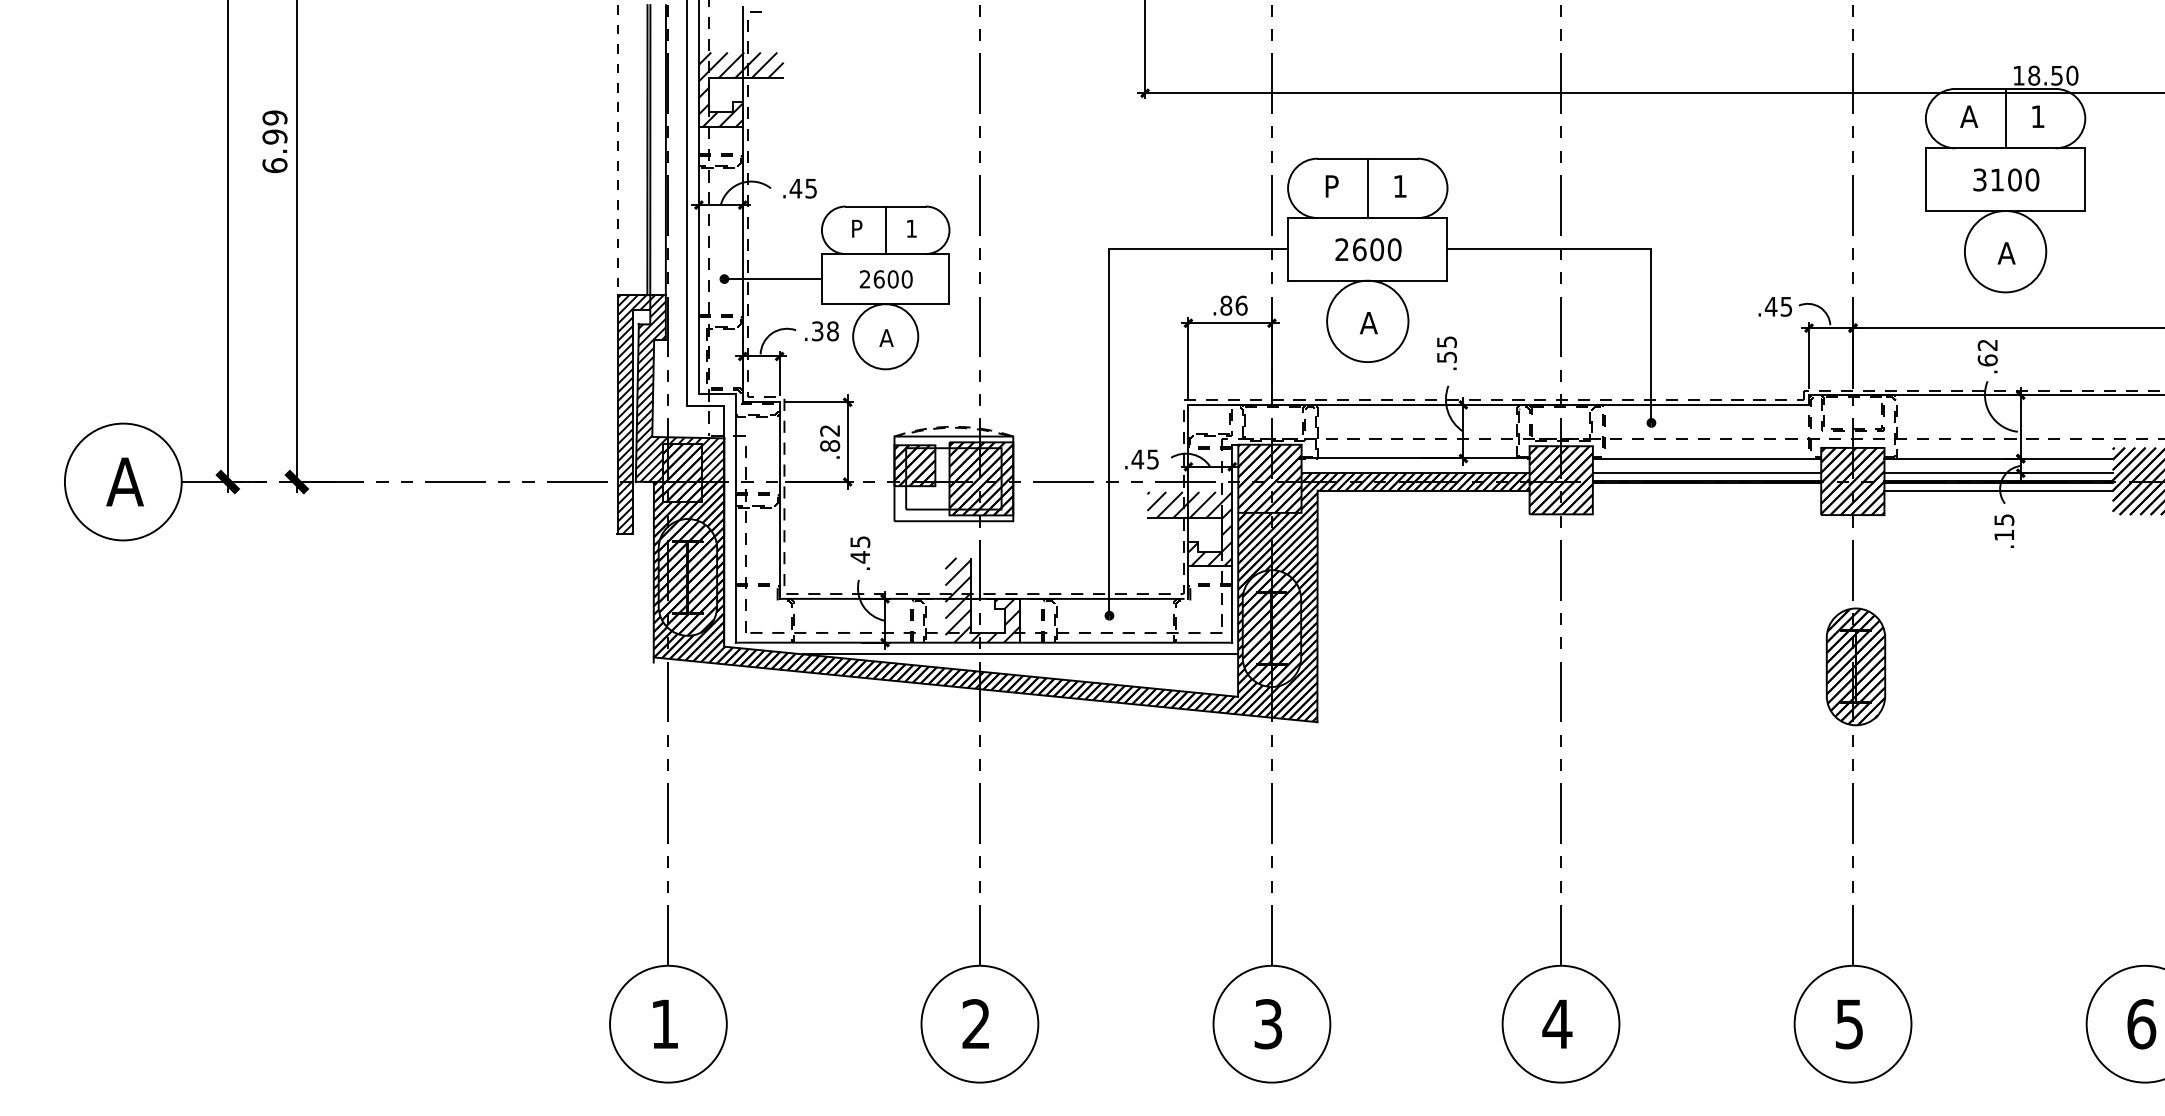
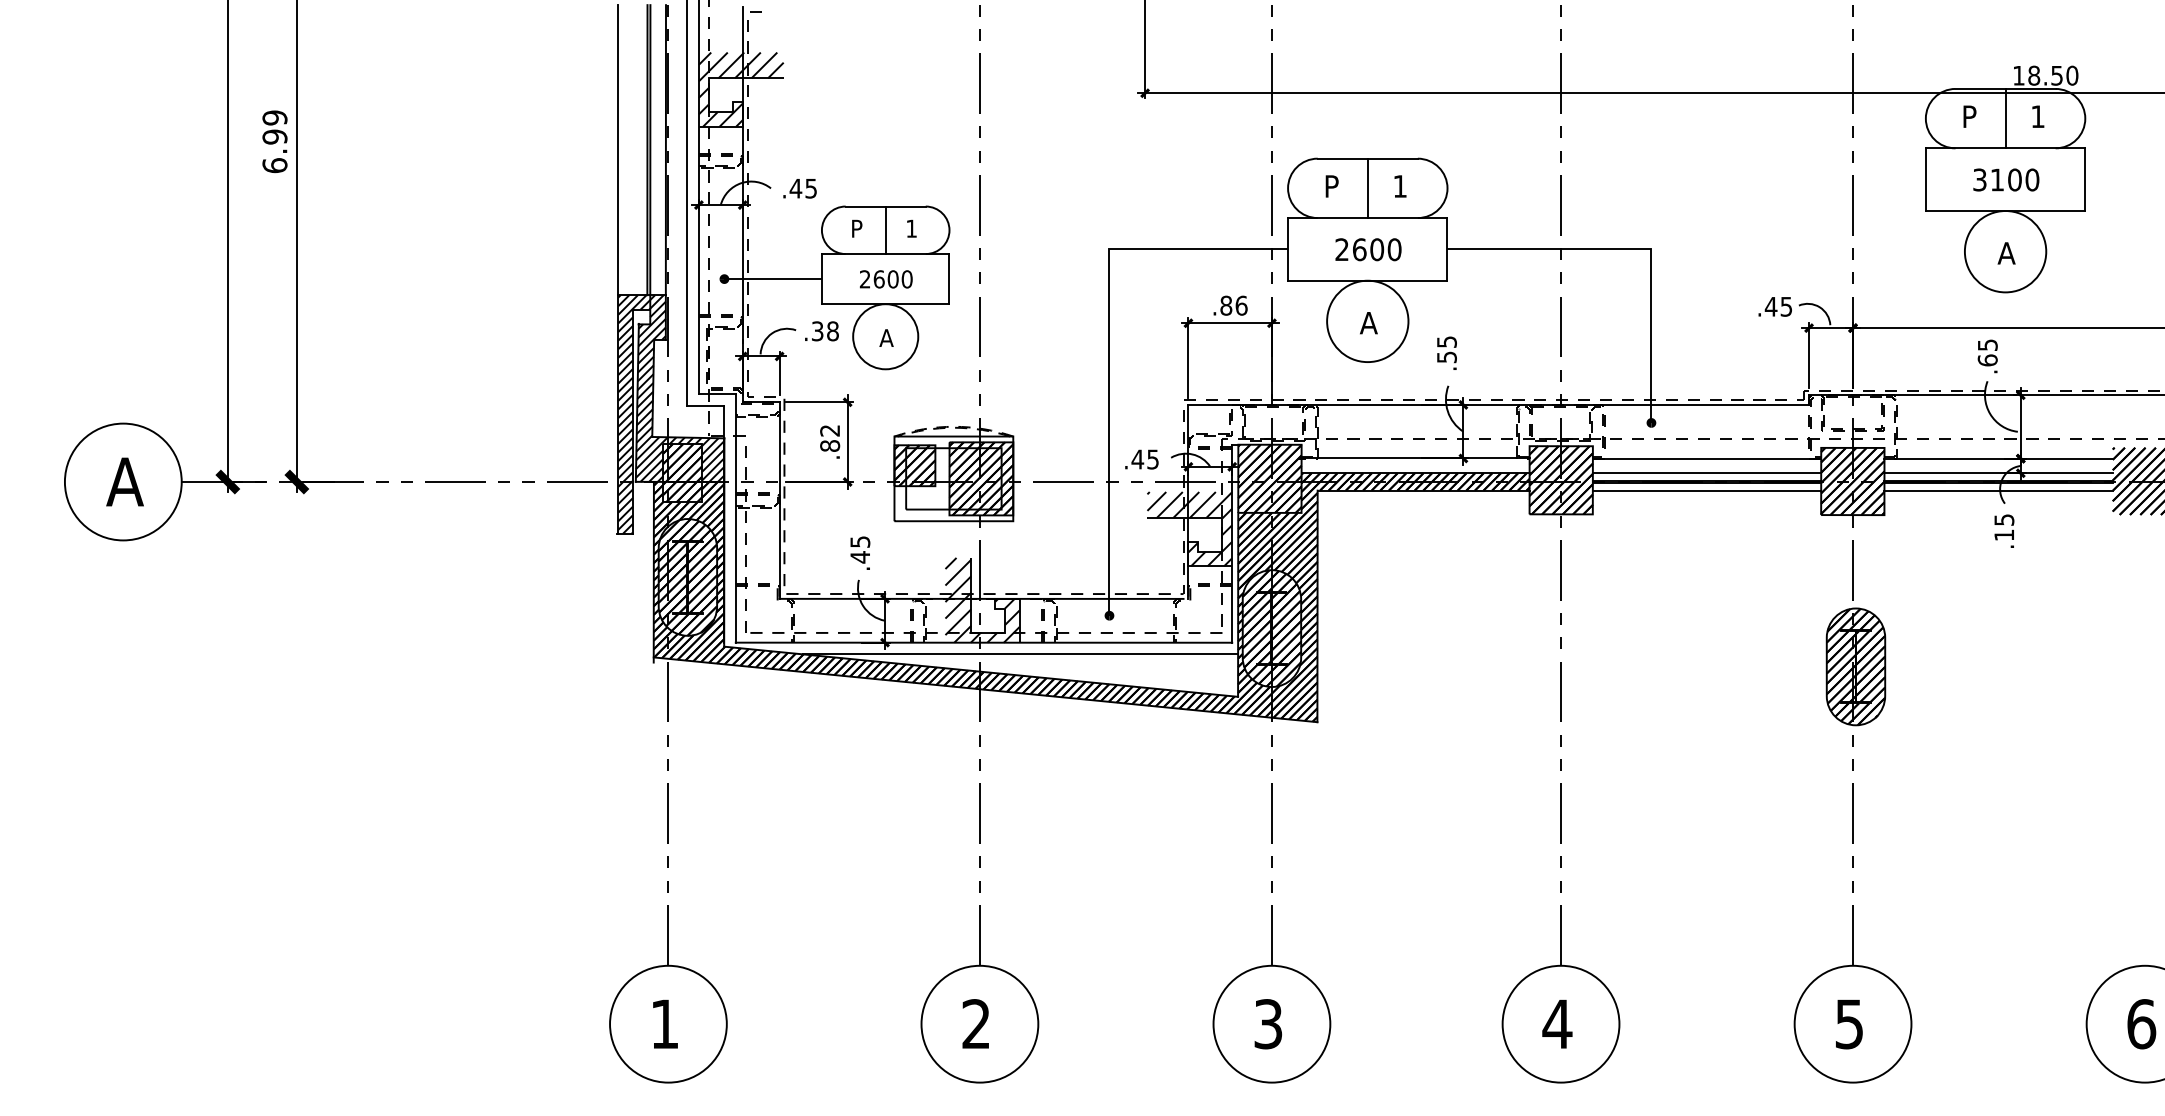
text: A -> P (1969, 116)
line: dashed -> solid (618, 150)
text: .62 -> .65 (1987, 344)
line: none -> present (1706, 490)
